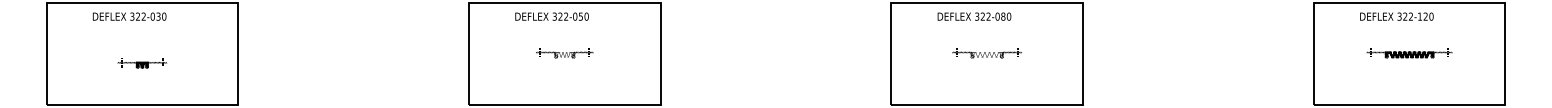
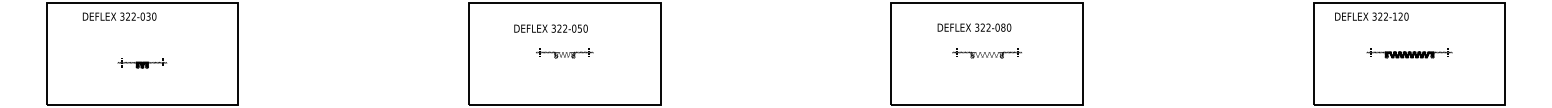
text position: (129, 16) -> (119, 16) (119, 16)
text position: (551, 16) -> (550, 28) (550, 28)
text position: (974, 16) -> (974, 27) (974, 27)
text position: (1396, 16) -> (1371, 16) (1371, 16)
